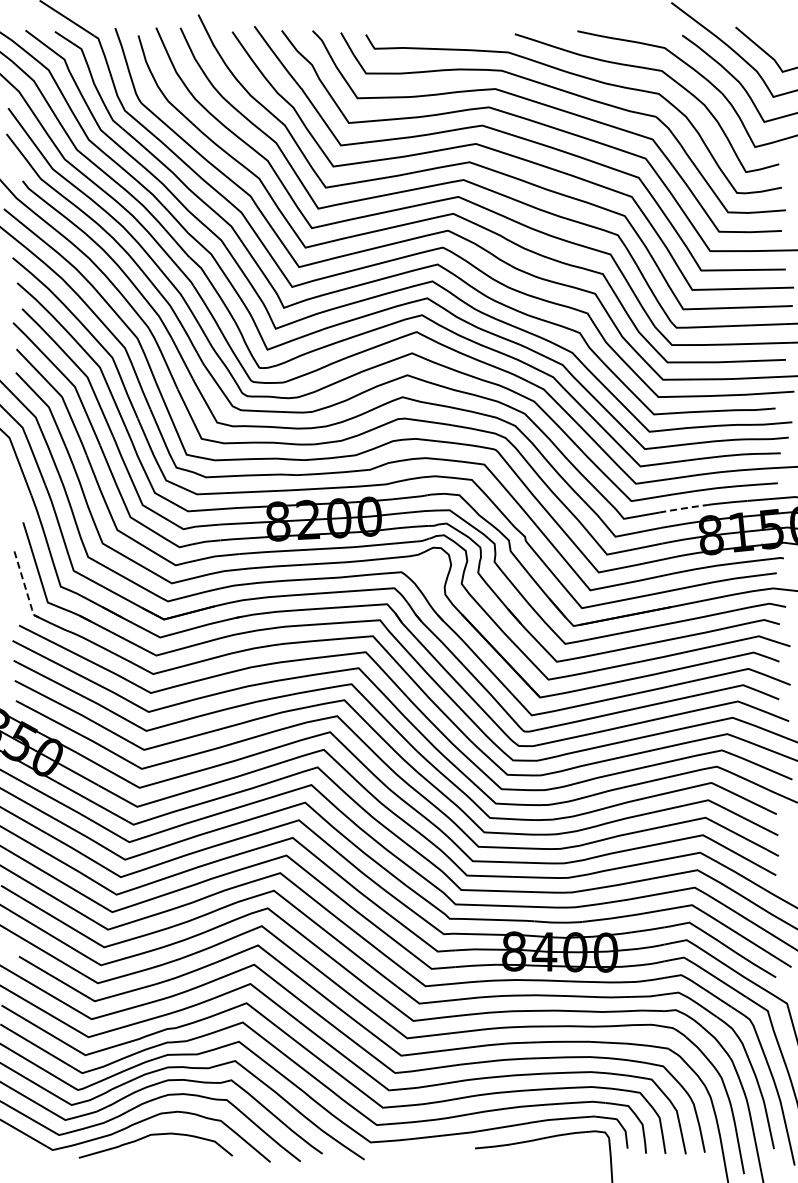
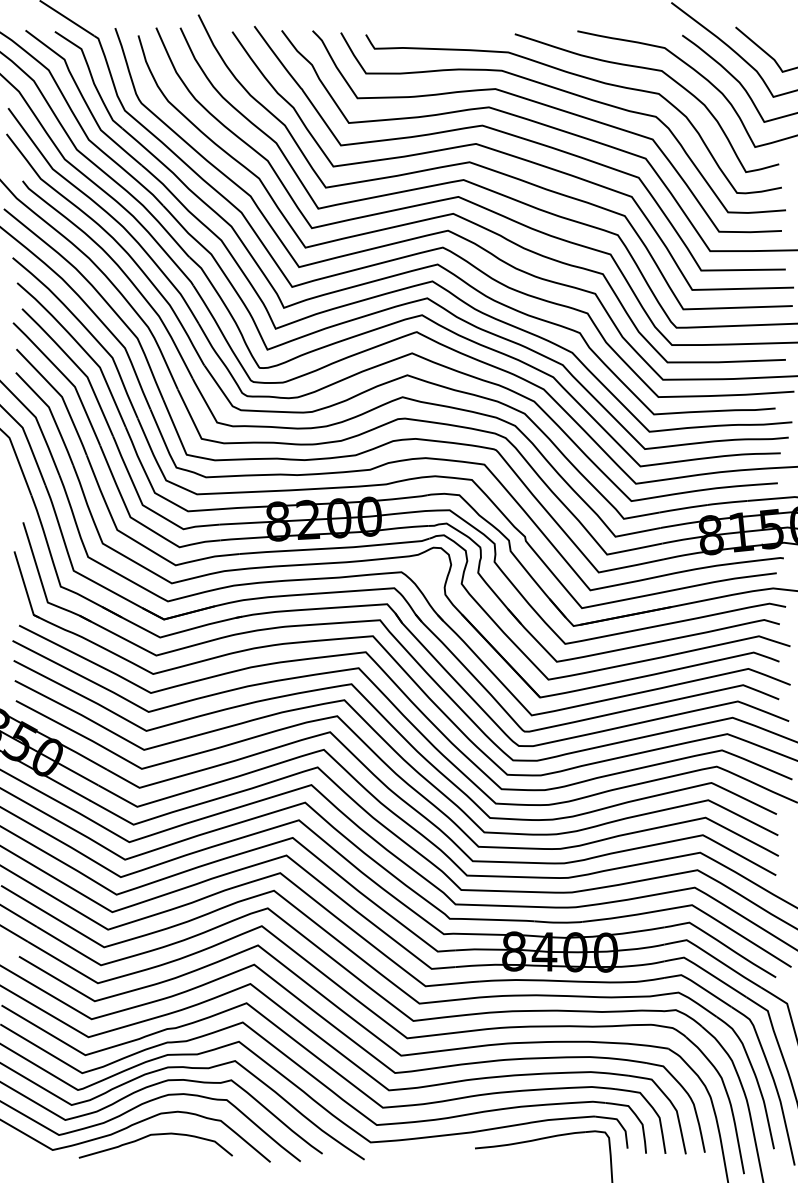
line: dashed -> solid (683, 508)
line: dashed -> solid (25, 587)
